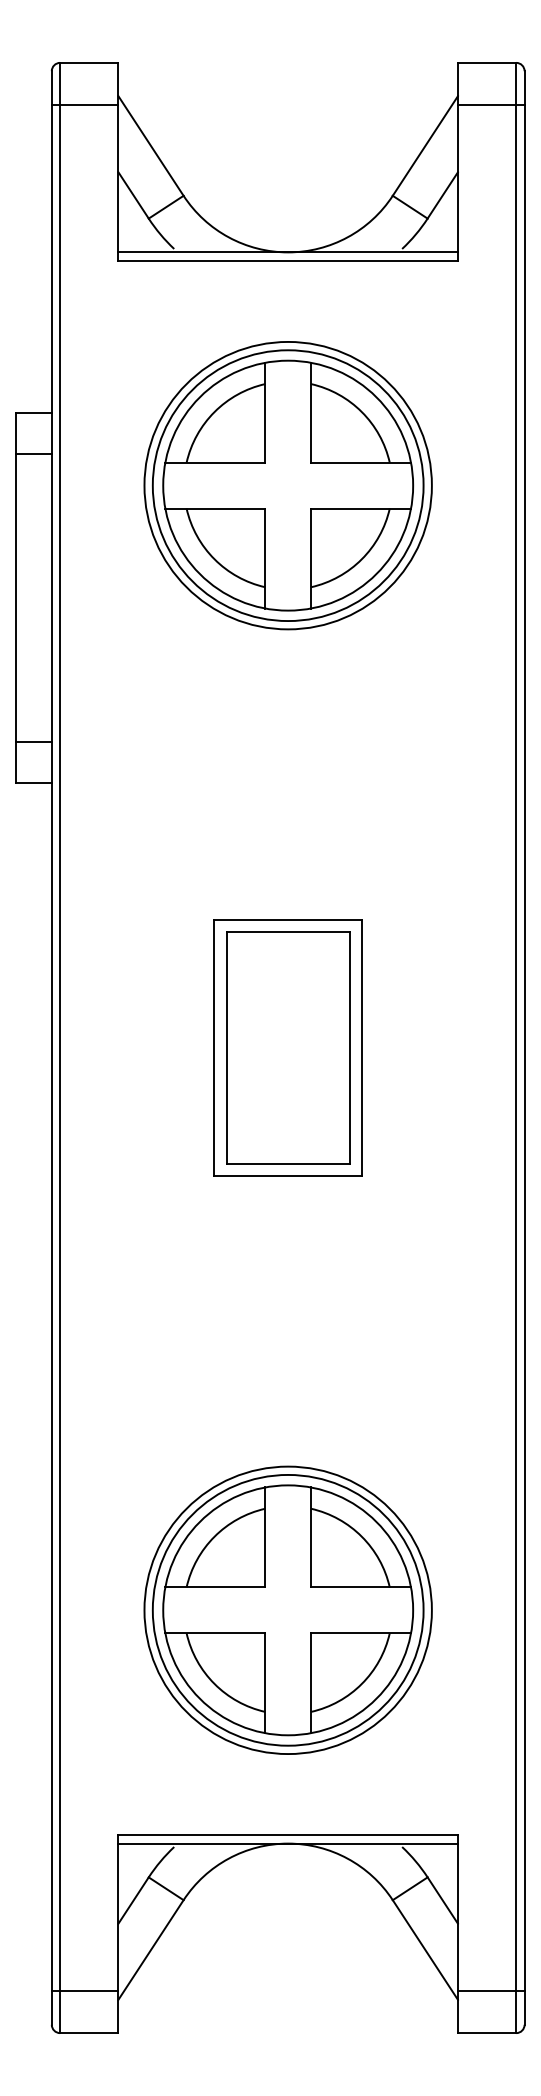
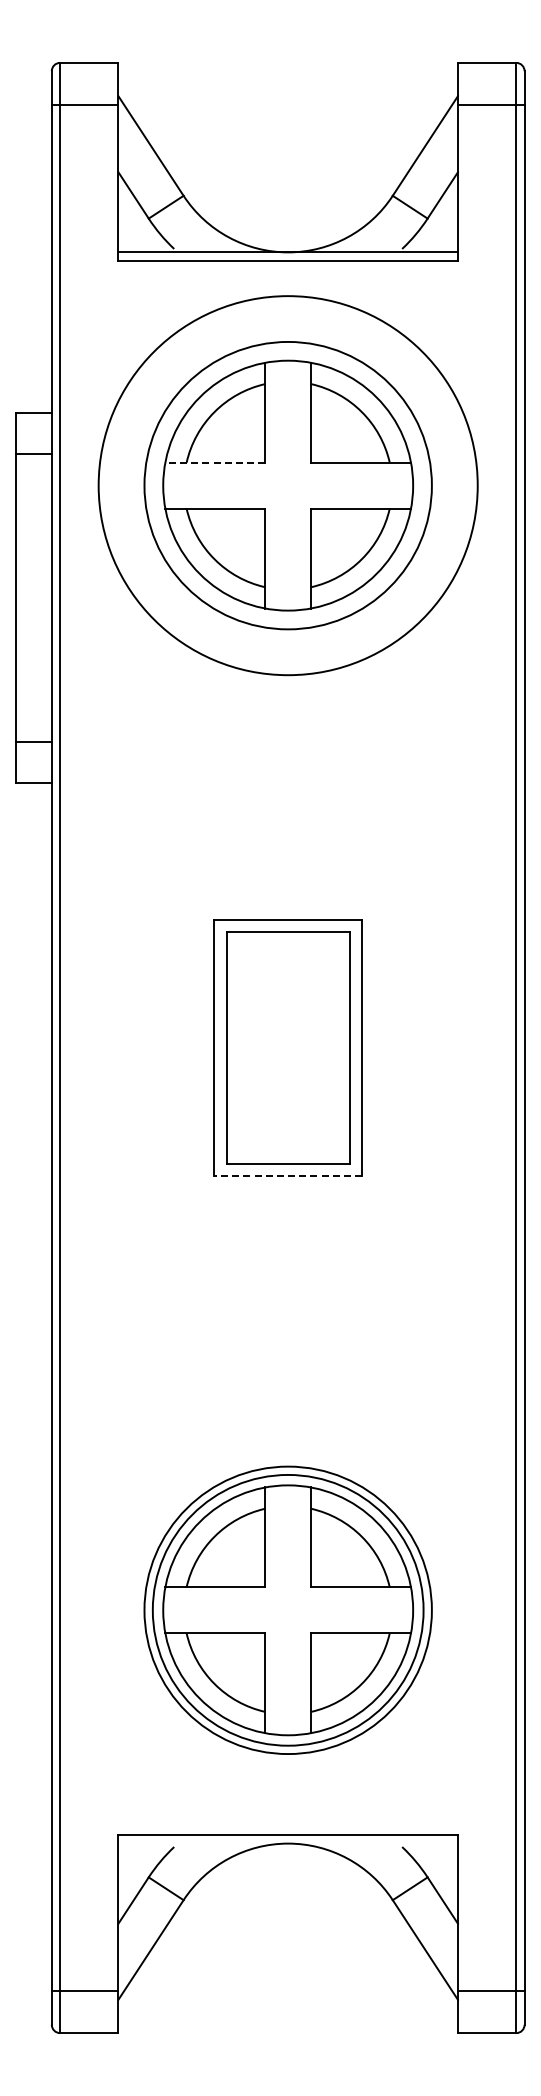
line: solid -> dashed (215, 462)
circle diameter: 271 px -> 379 px (287, 485)
line: solid -> dashed (288, 1176)
line: present -> none (287, 1843)
